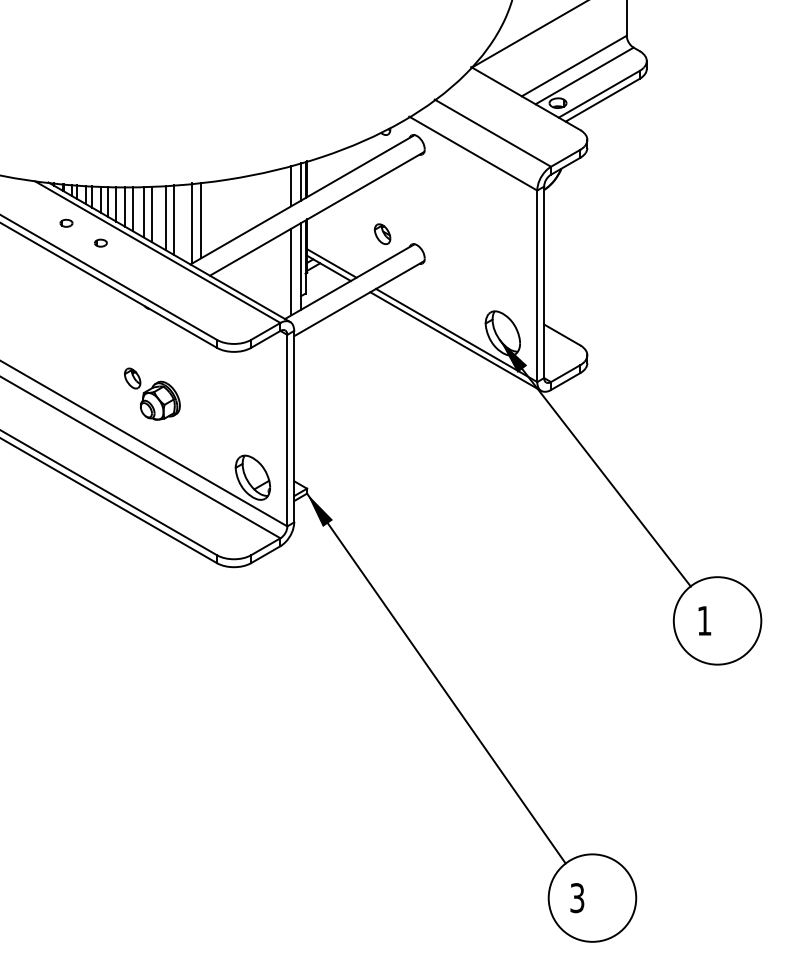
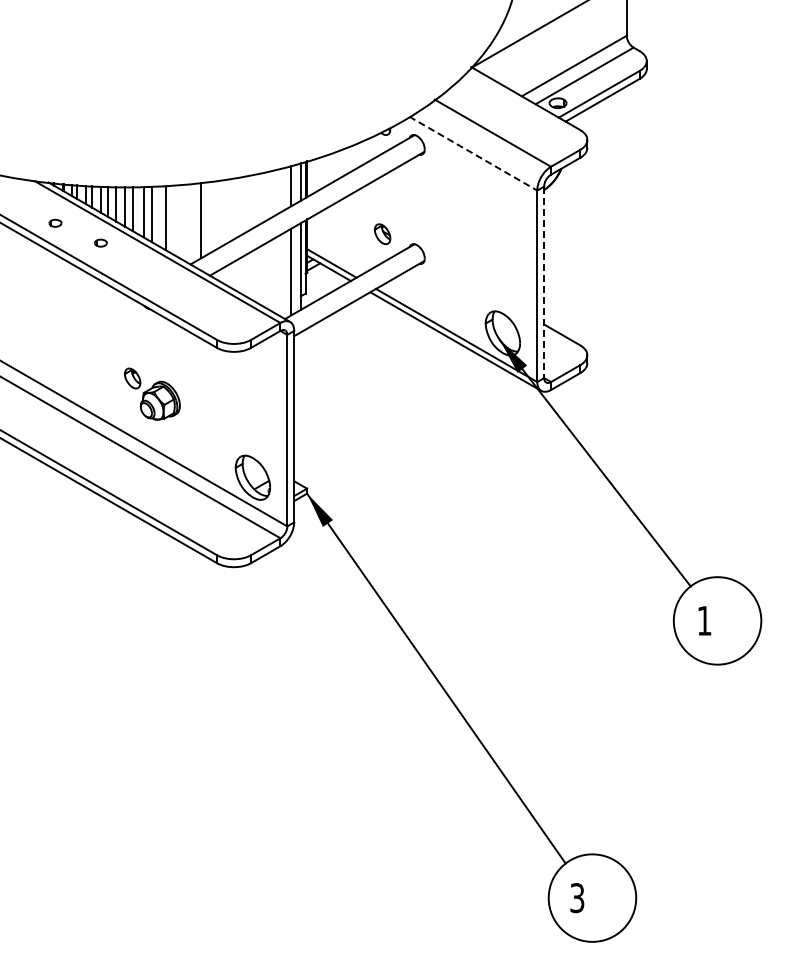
line: solid -> dashed (473, 153)
line: present -> none (174, 220)
part position: (66, 222) -> (55, 222) (55, 222)
line: present -> none (192, 223)
line: solid -> dashed (544, 282)
